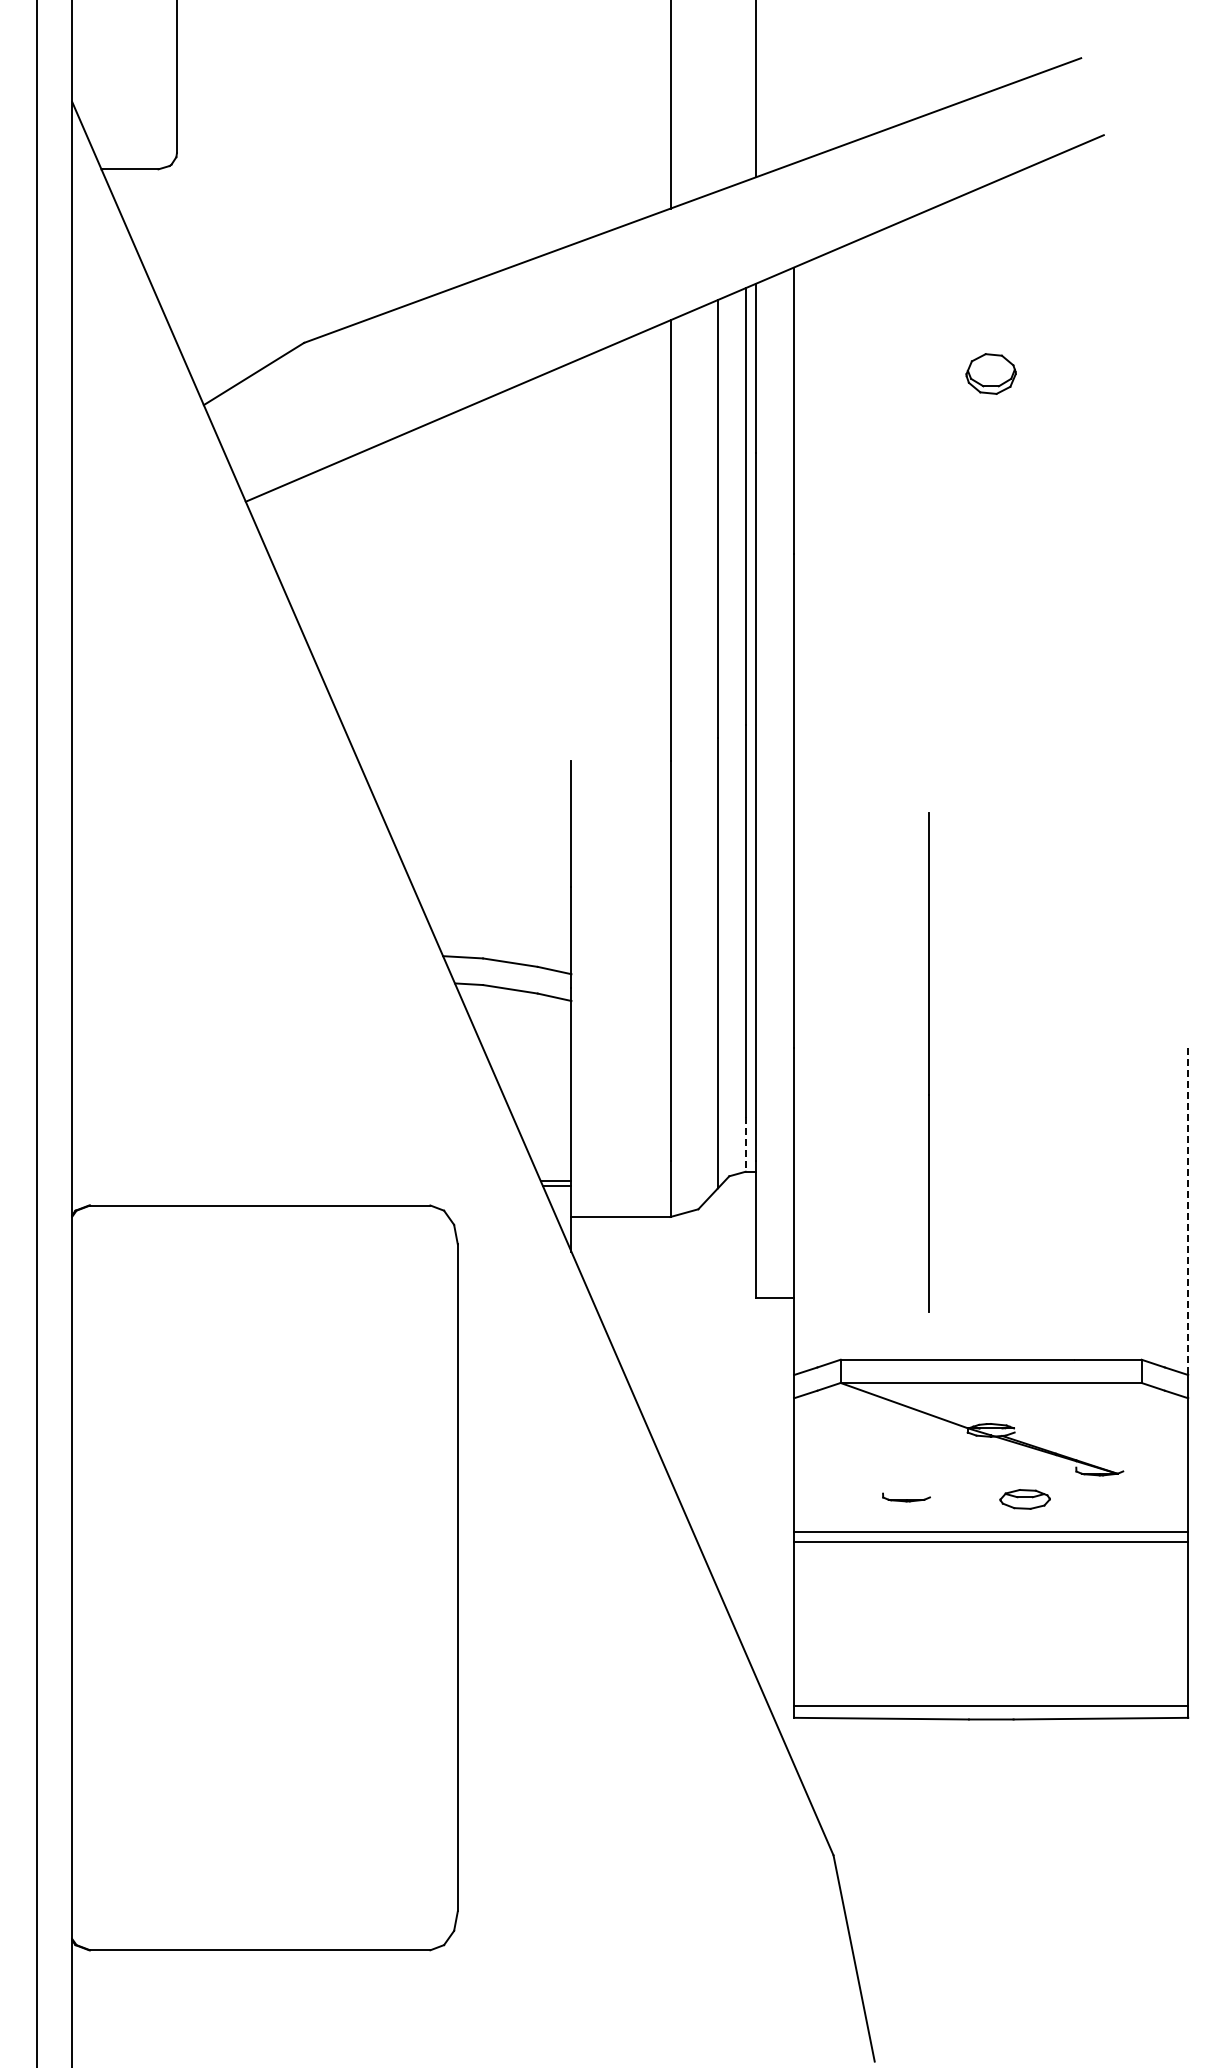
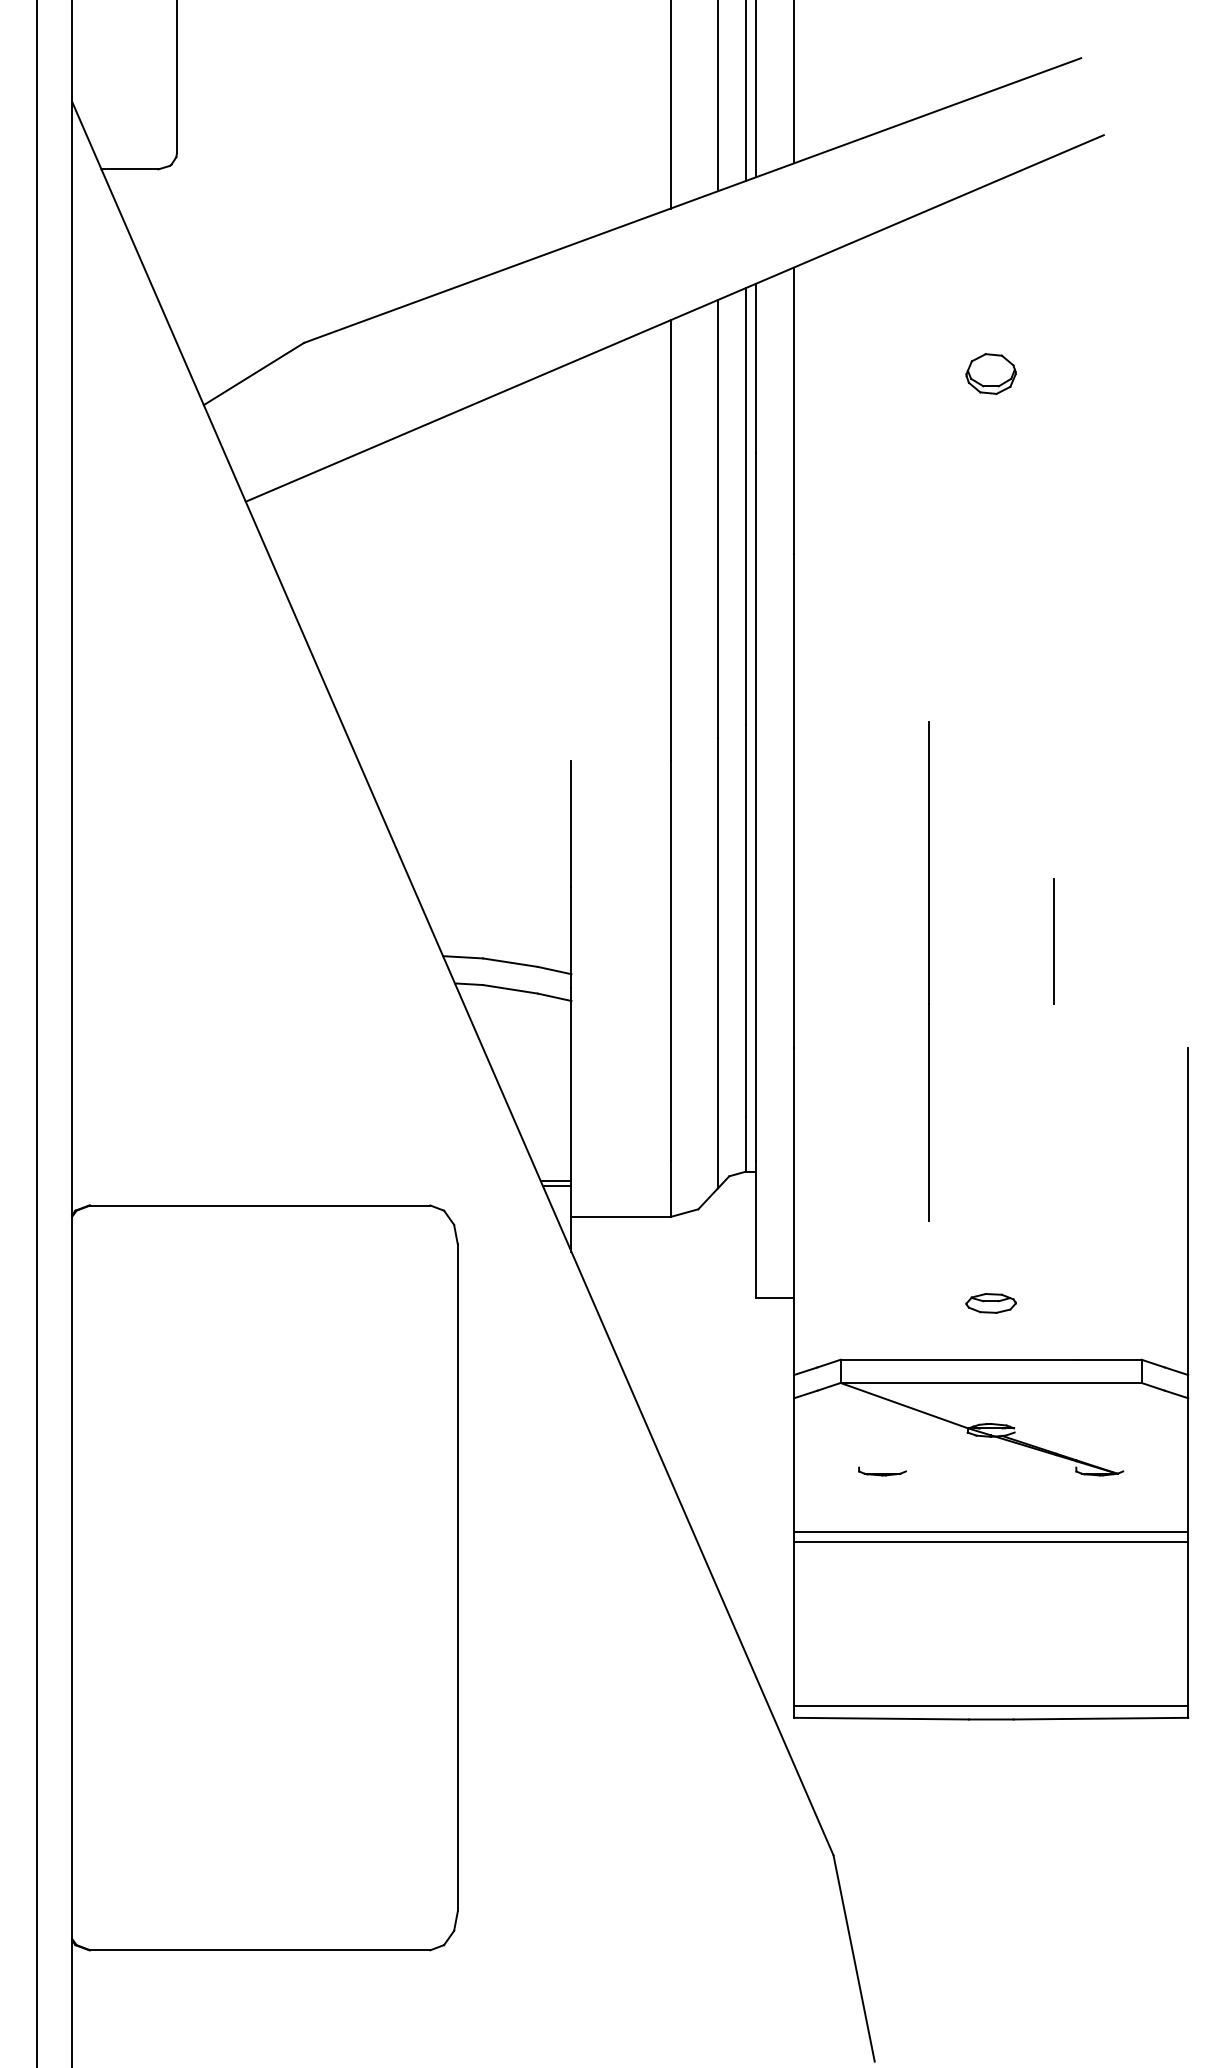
line: none -> present (794, 82)
line: none -> present (745, 91)
line: none -> present (717, 96)
line: none -> present (1053, 941)
line position: (928, 1062) -> (928, 971) (928, 971)
line: dashed -> solid (745, 1144)
line: dashed -> solid (1188, 1211)
part position: (906, 1497) -> (882, 1471) (882, 1471)
part position: (1024, 1499) -> (990, 1303) (990, 1303)
